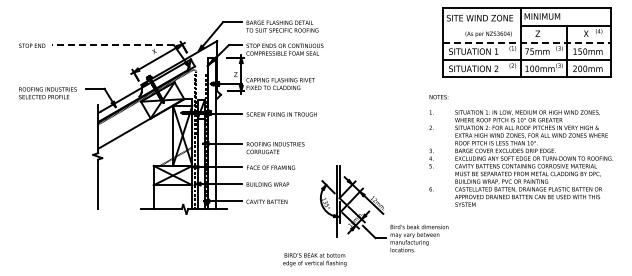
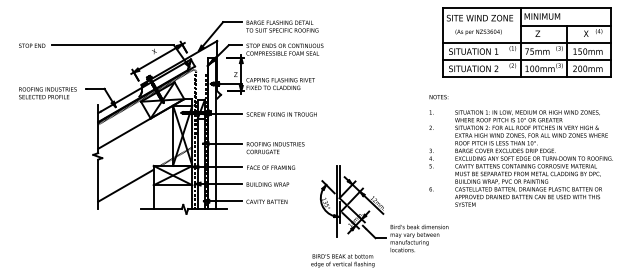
text position: (488, 33) -> (478, 31) (478, 31)
line: dashed -> solid (527, 42)
line: dashed -> solid (113, 45)
line: none -> present (125, 185)
text position: (314, 259) -> (342, 260) (342, 260)
